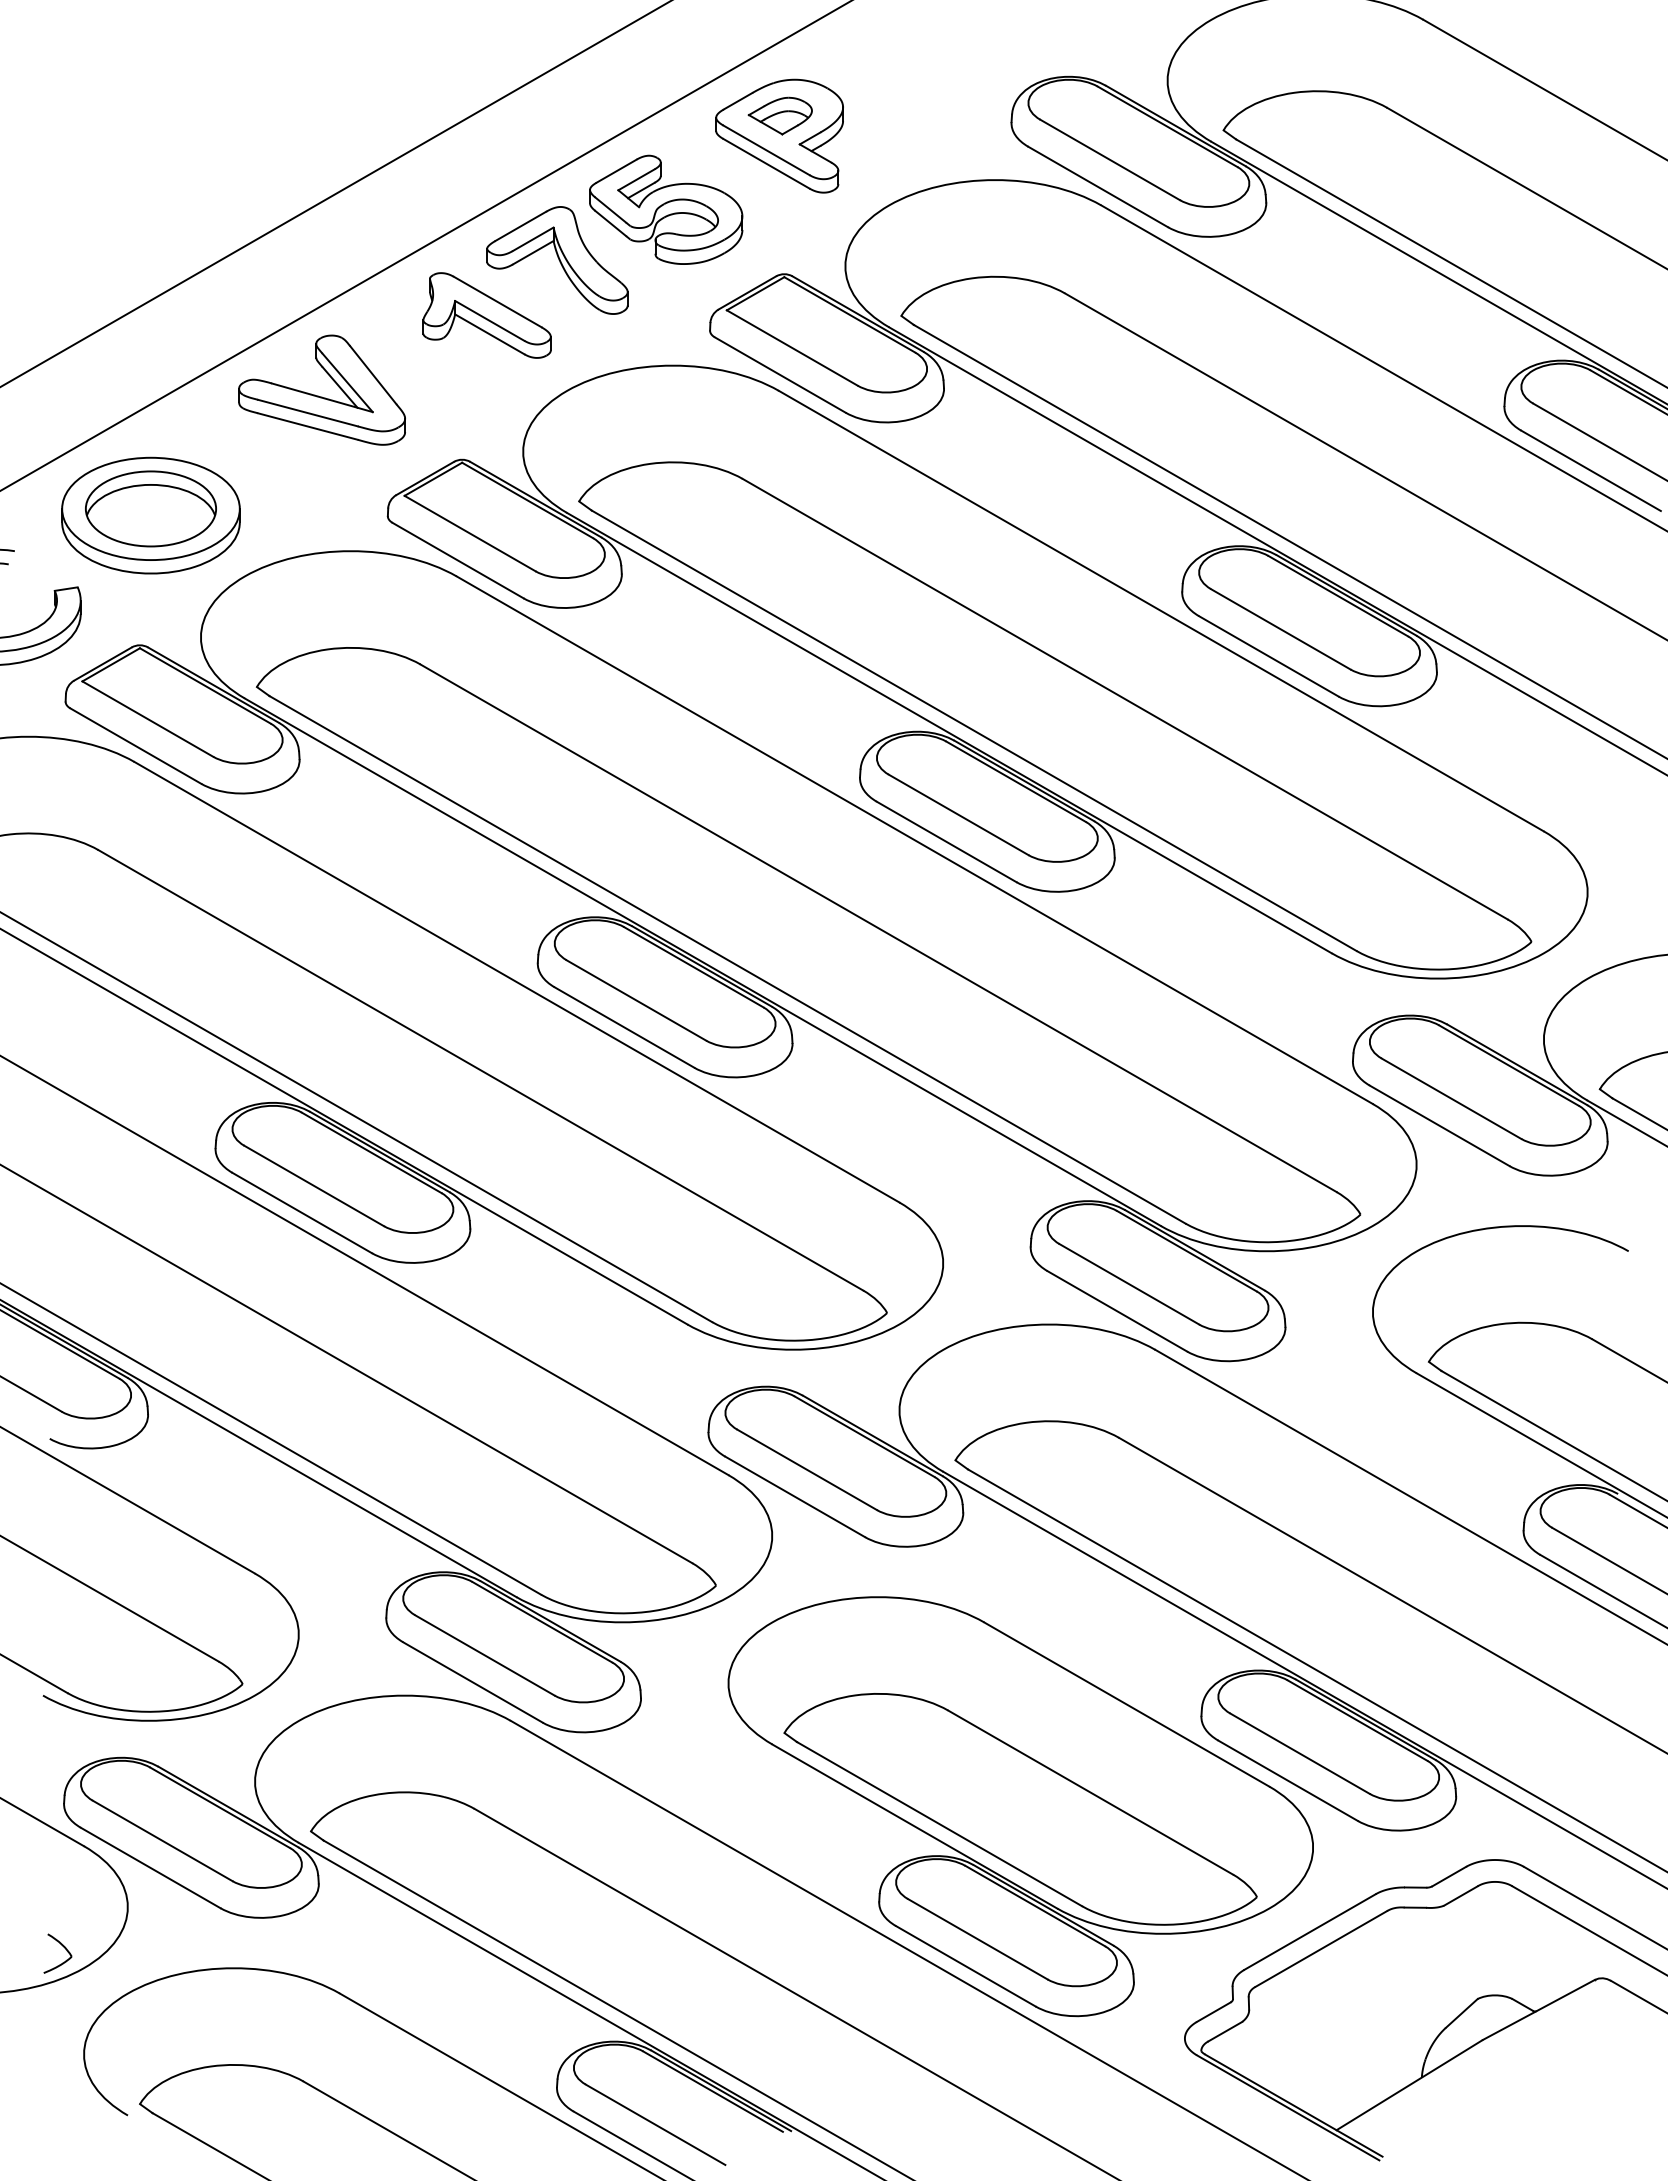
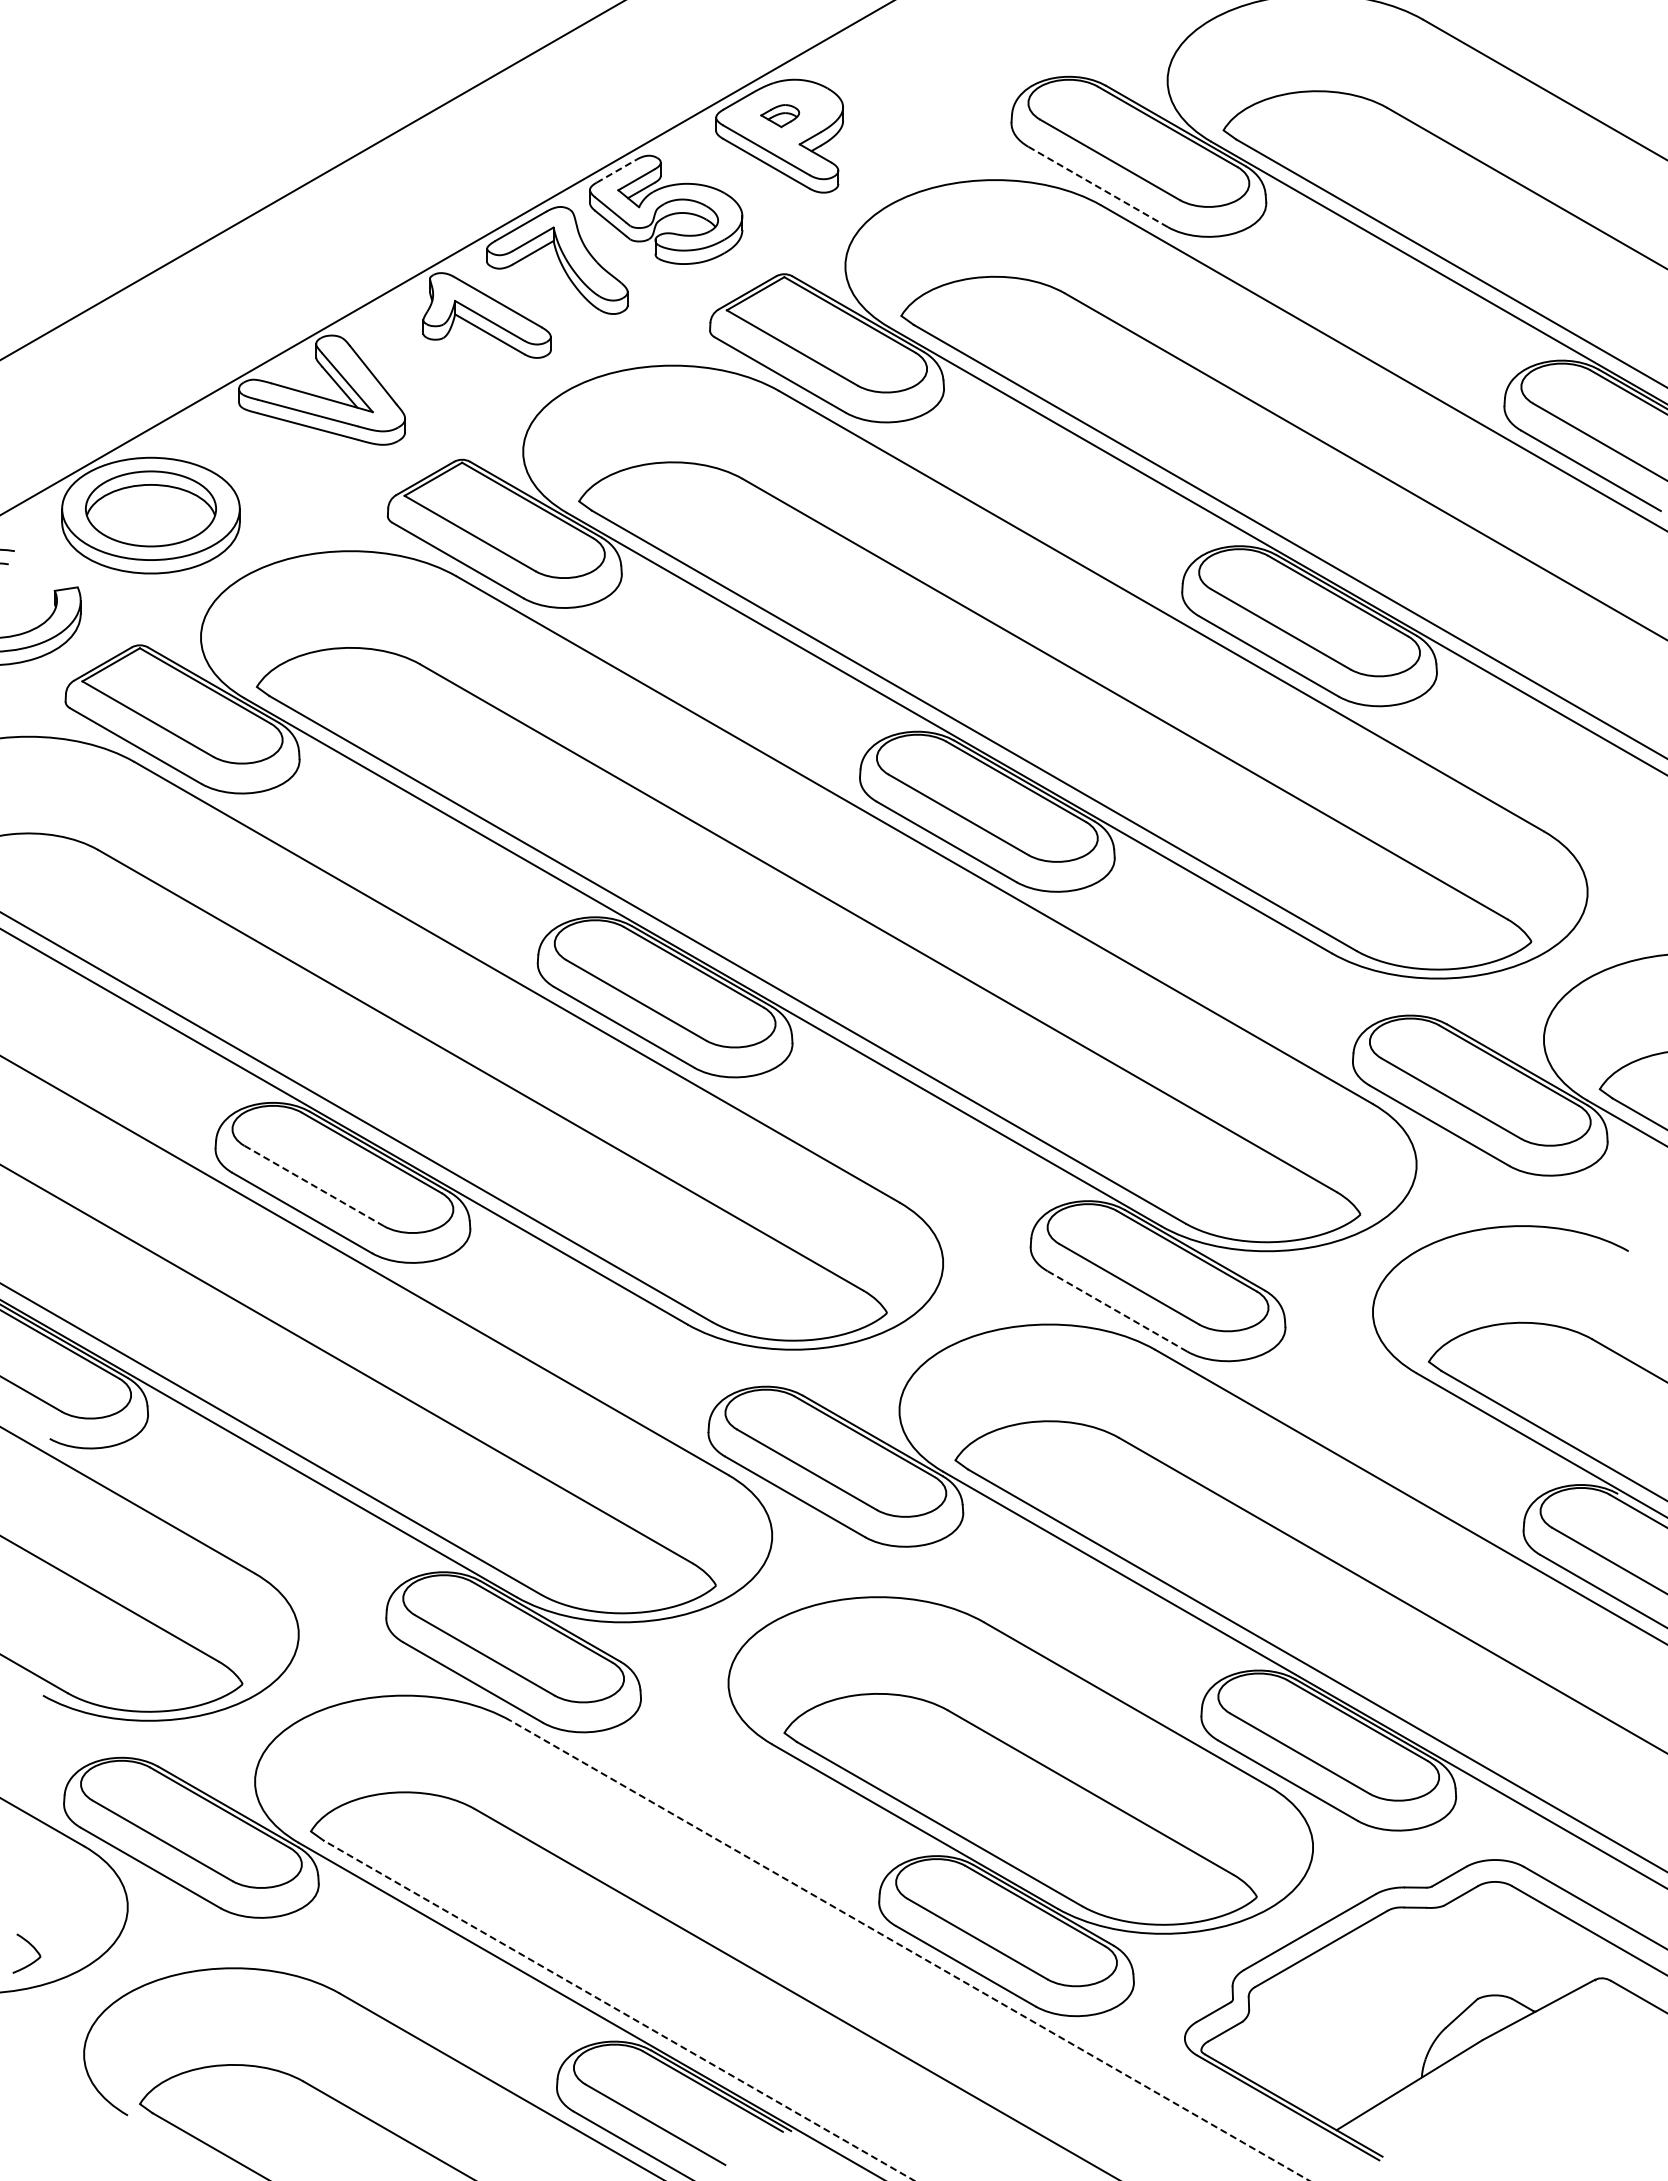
part size: 66x40 px -> 41x25 px (780, 116)
line: solid -> dashed (617, 170)
line: solid -> dashed (1098, 187)
line position: (335, 193) -> (311, 180) (311, 180)
line position: (425, 245) -> (446, 258) (446, 258)
line: solid -> dashed (314, 1185)
line: solid -> dashed (1117, 1311)
part position: (63, 1947) -> (32, 1947) (32, 1947)
line: solid -> dashed (910, 1950)
line: solid -> dashed (618, 2010)
